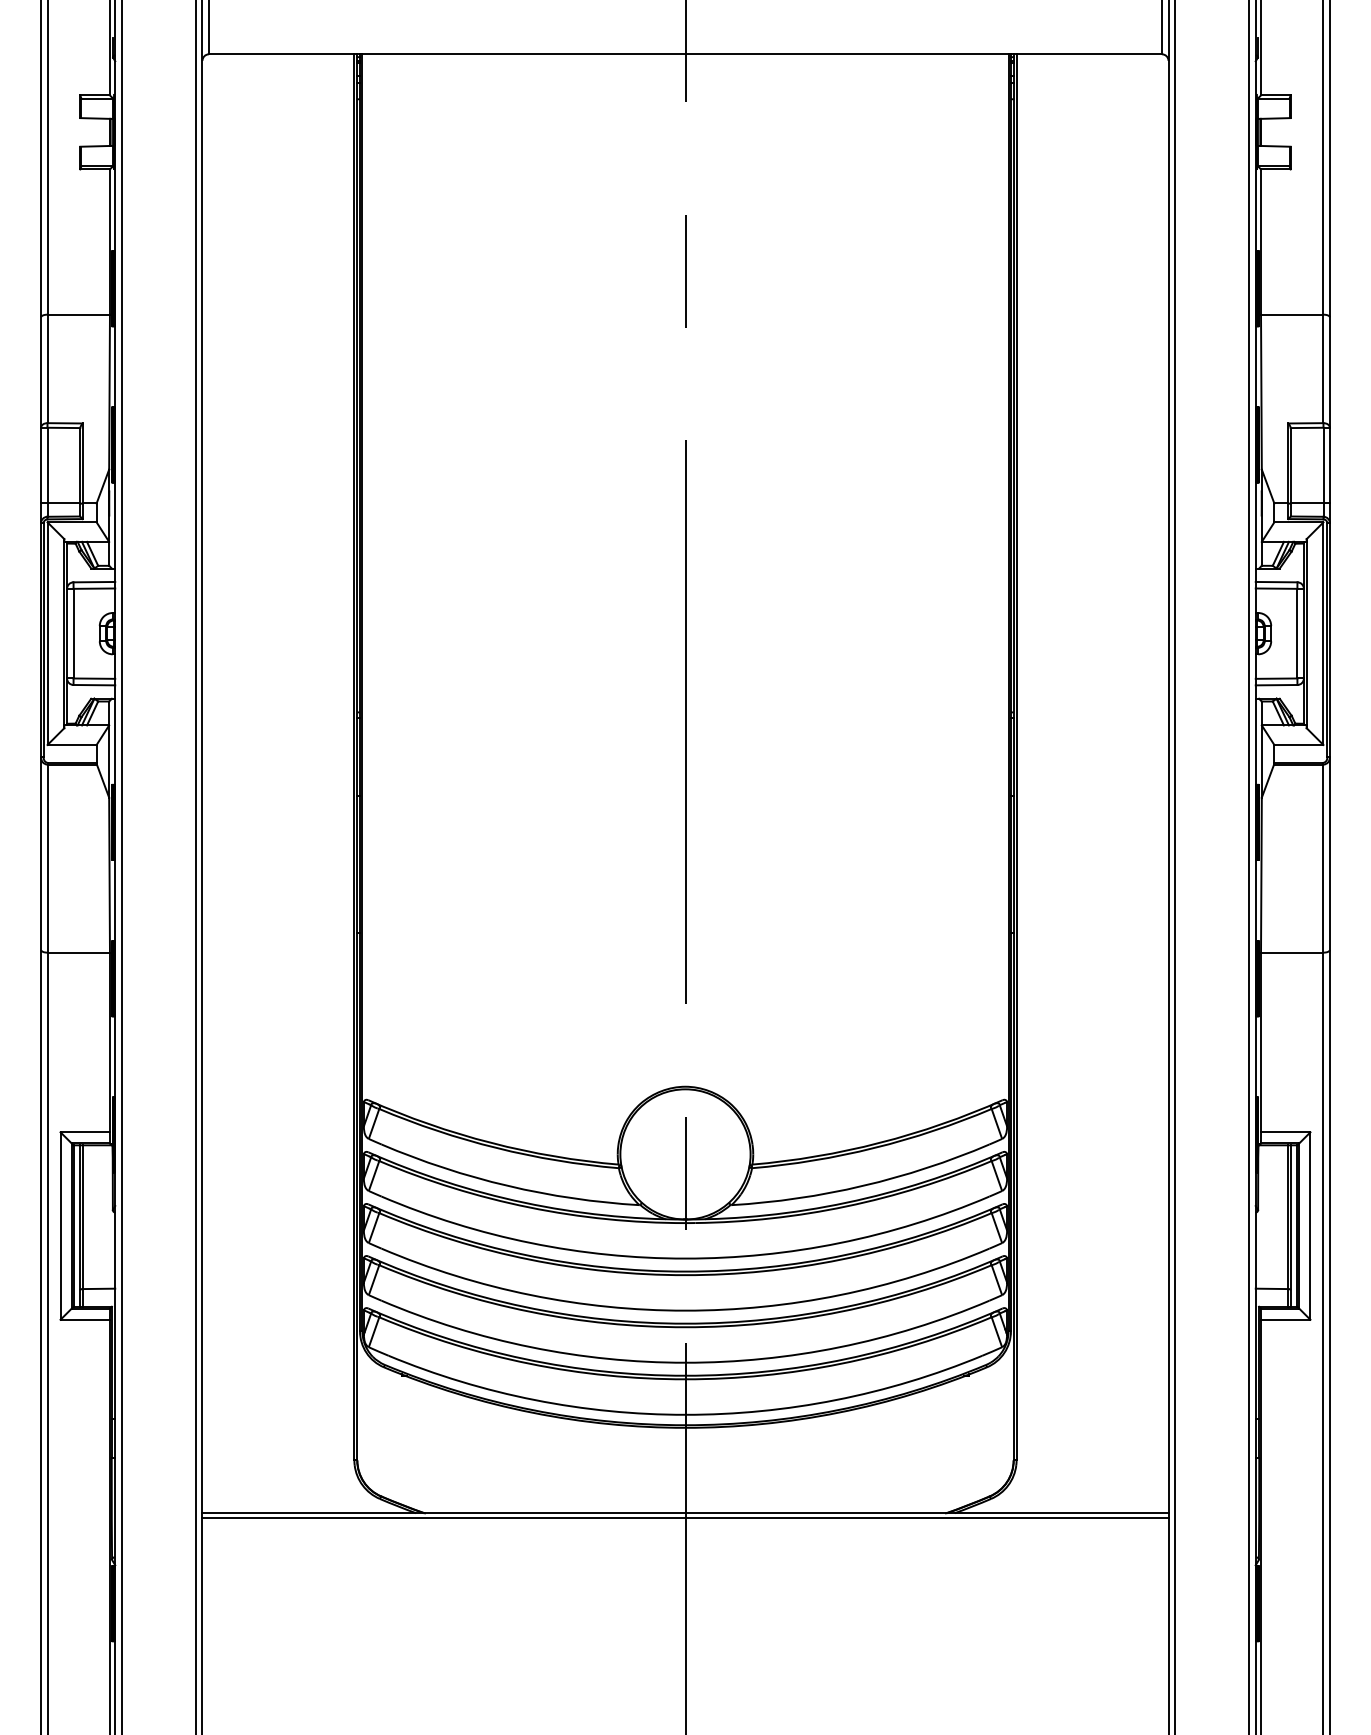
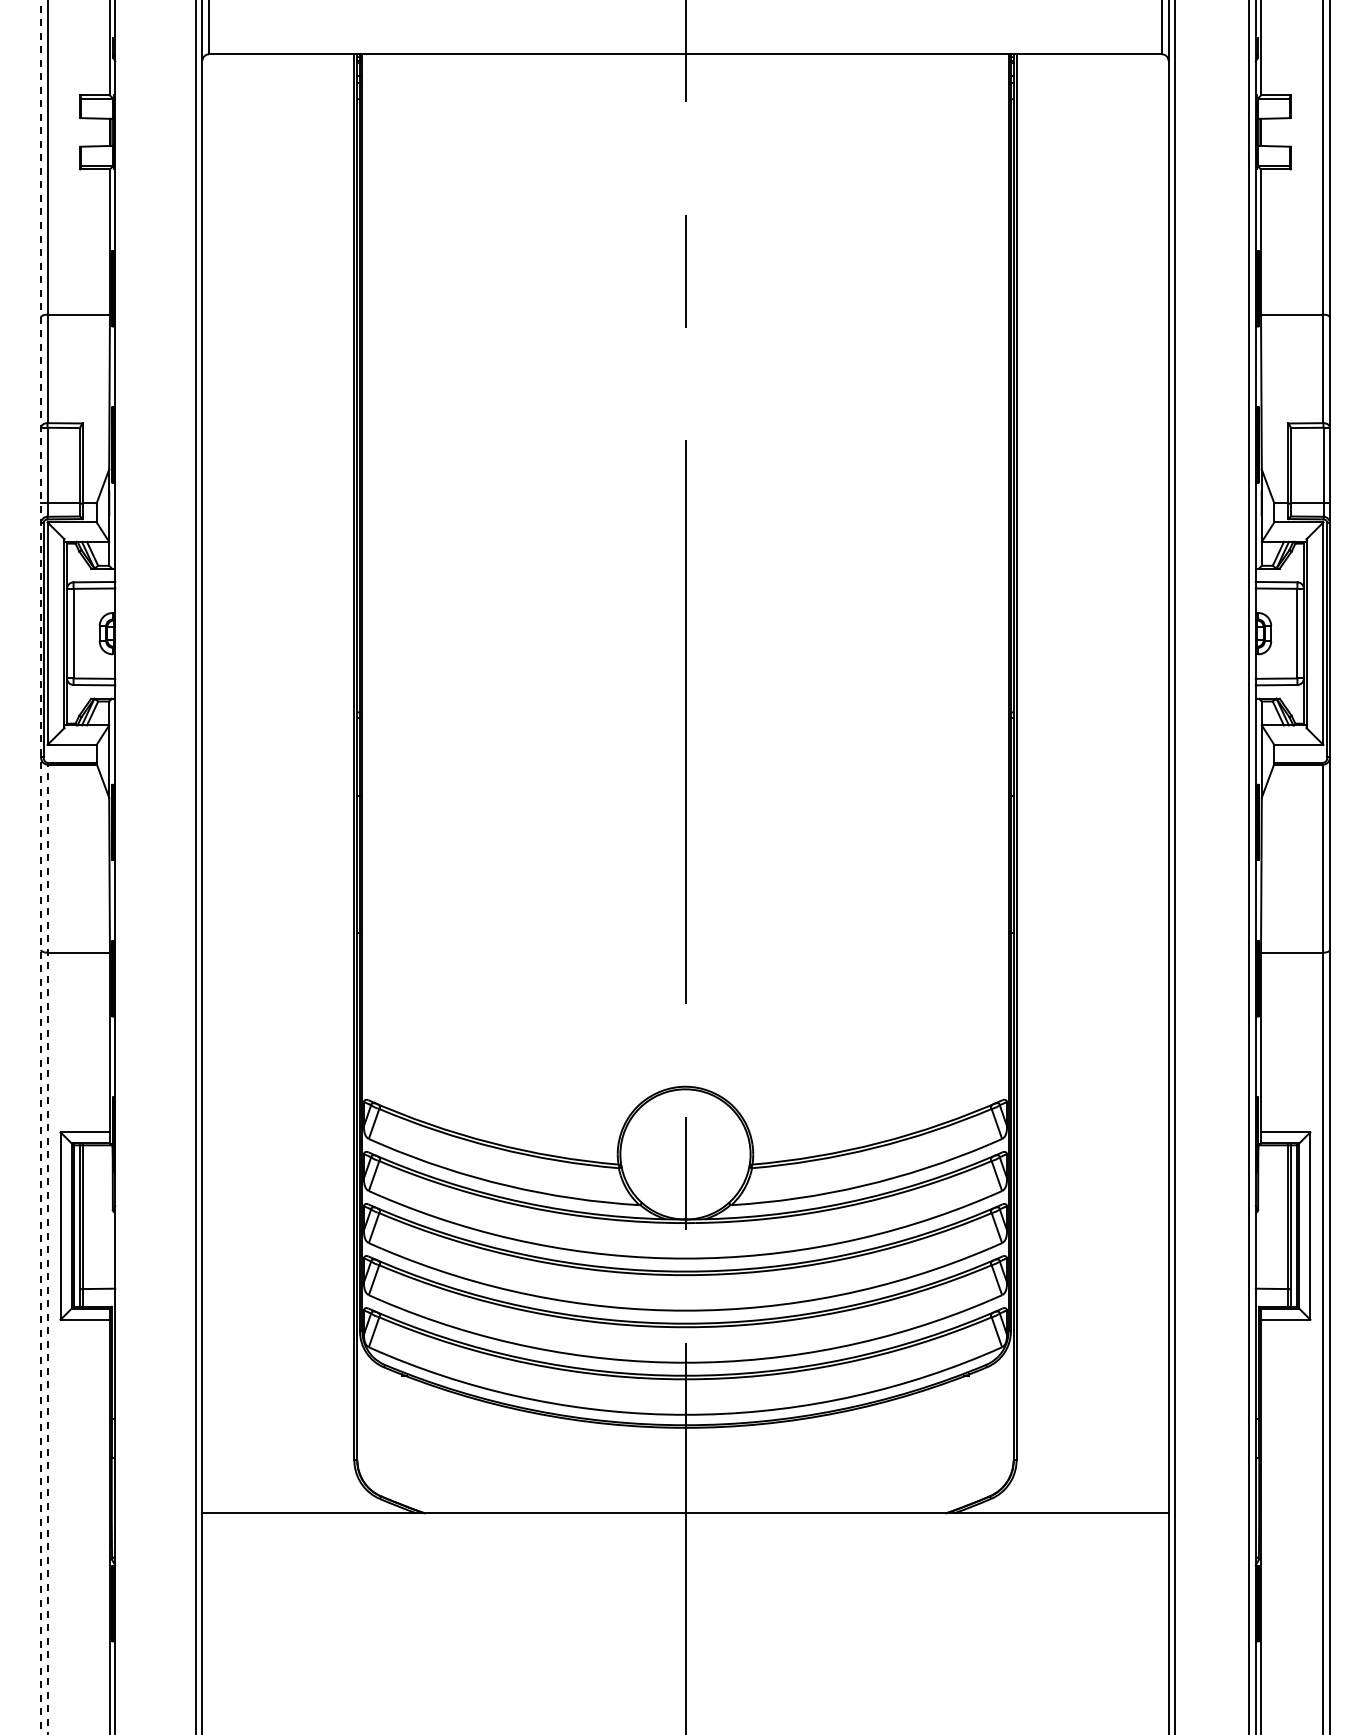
line: solid -> dashed (41, 866)
line: present -> none (121, 866)
line: solid -> dashed (47, 1248)
line: present -> none (685, 1518)
